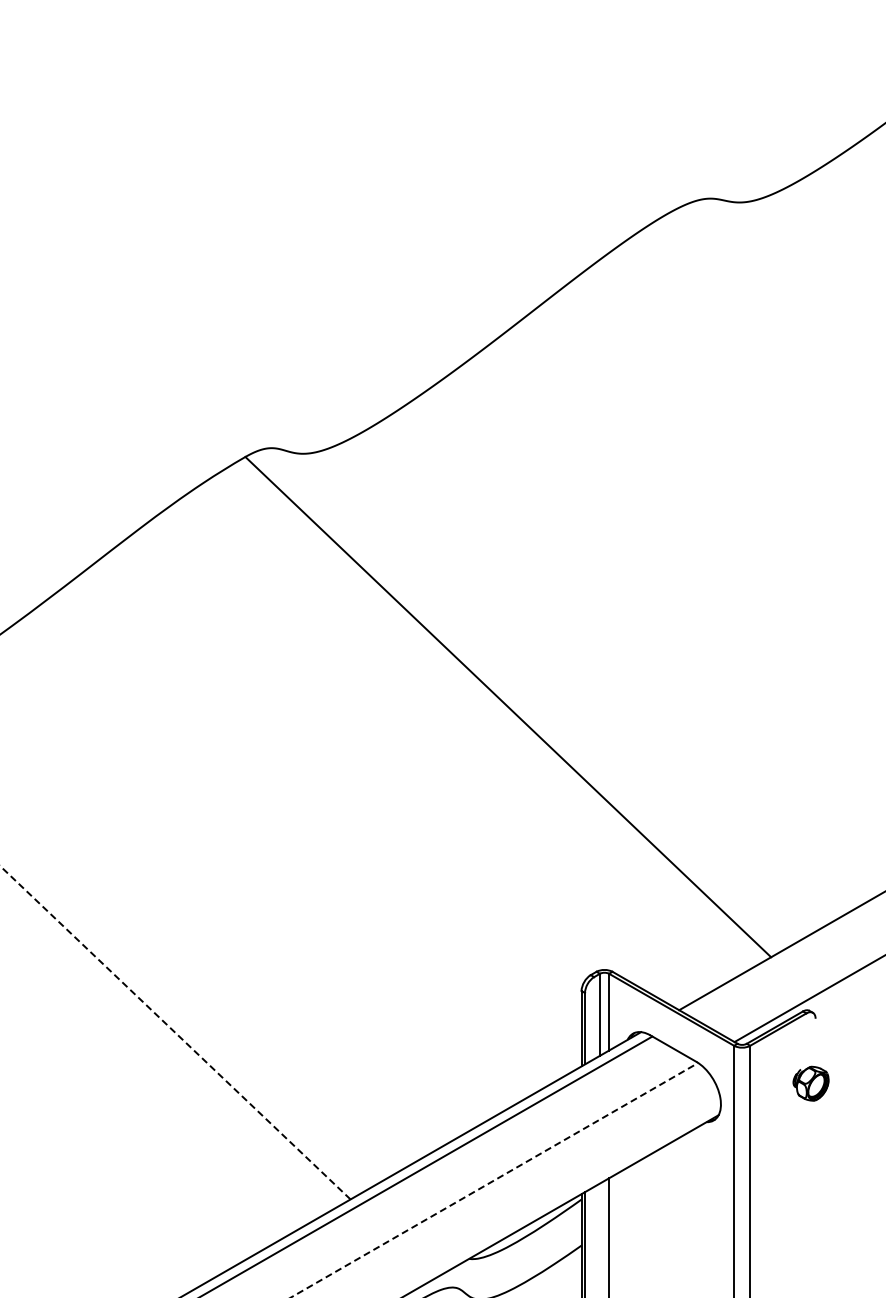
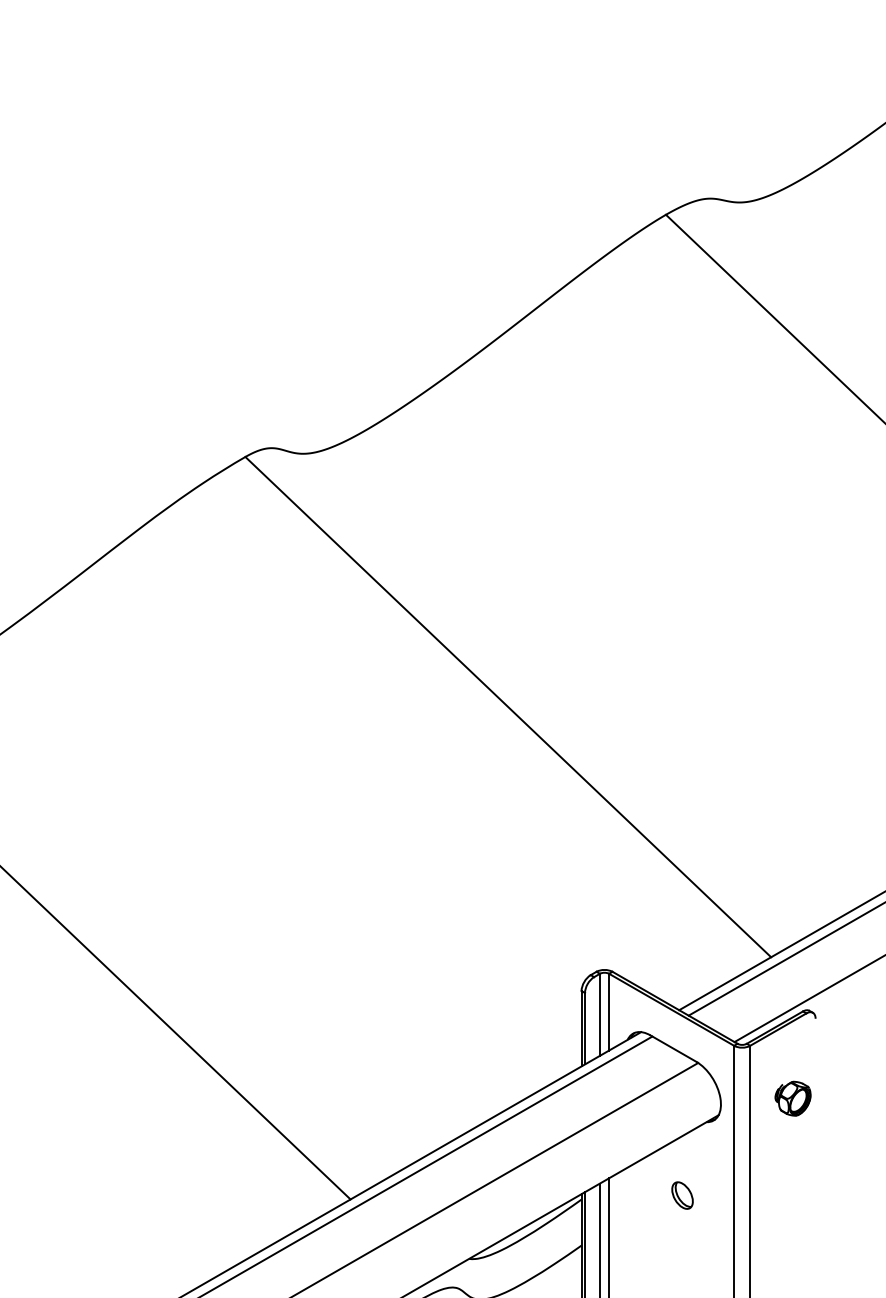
line: none -> present (773, 317)
line: none -> present (785, 959)
line: dashed -> solid (175, 1032)
part position: (810, 1083) -> (792, 1098) (792, 1098)
line: dashed -> solid (494, 1180)
part: none -> present (682, 1195)
line: none -> present (599, 1238)
